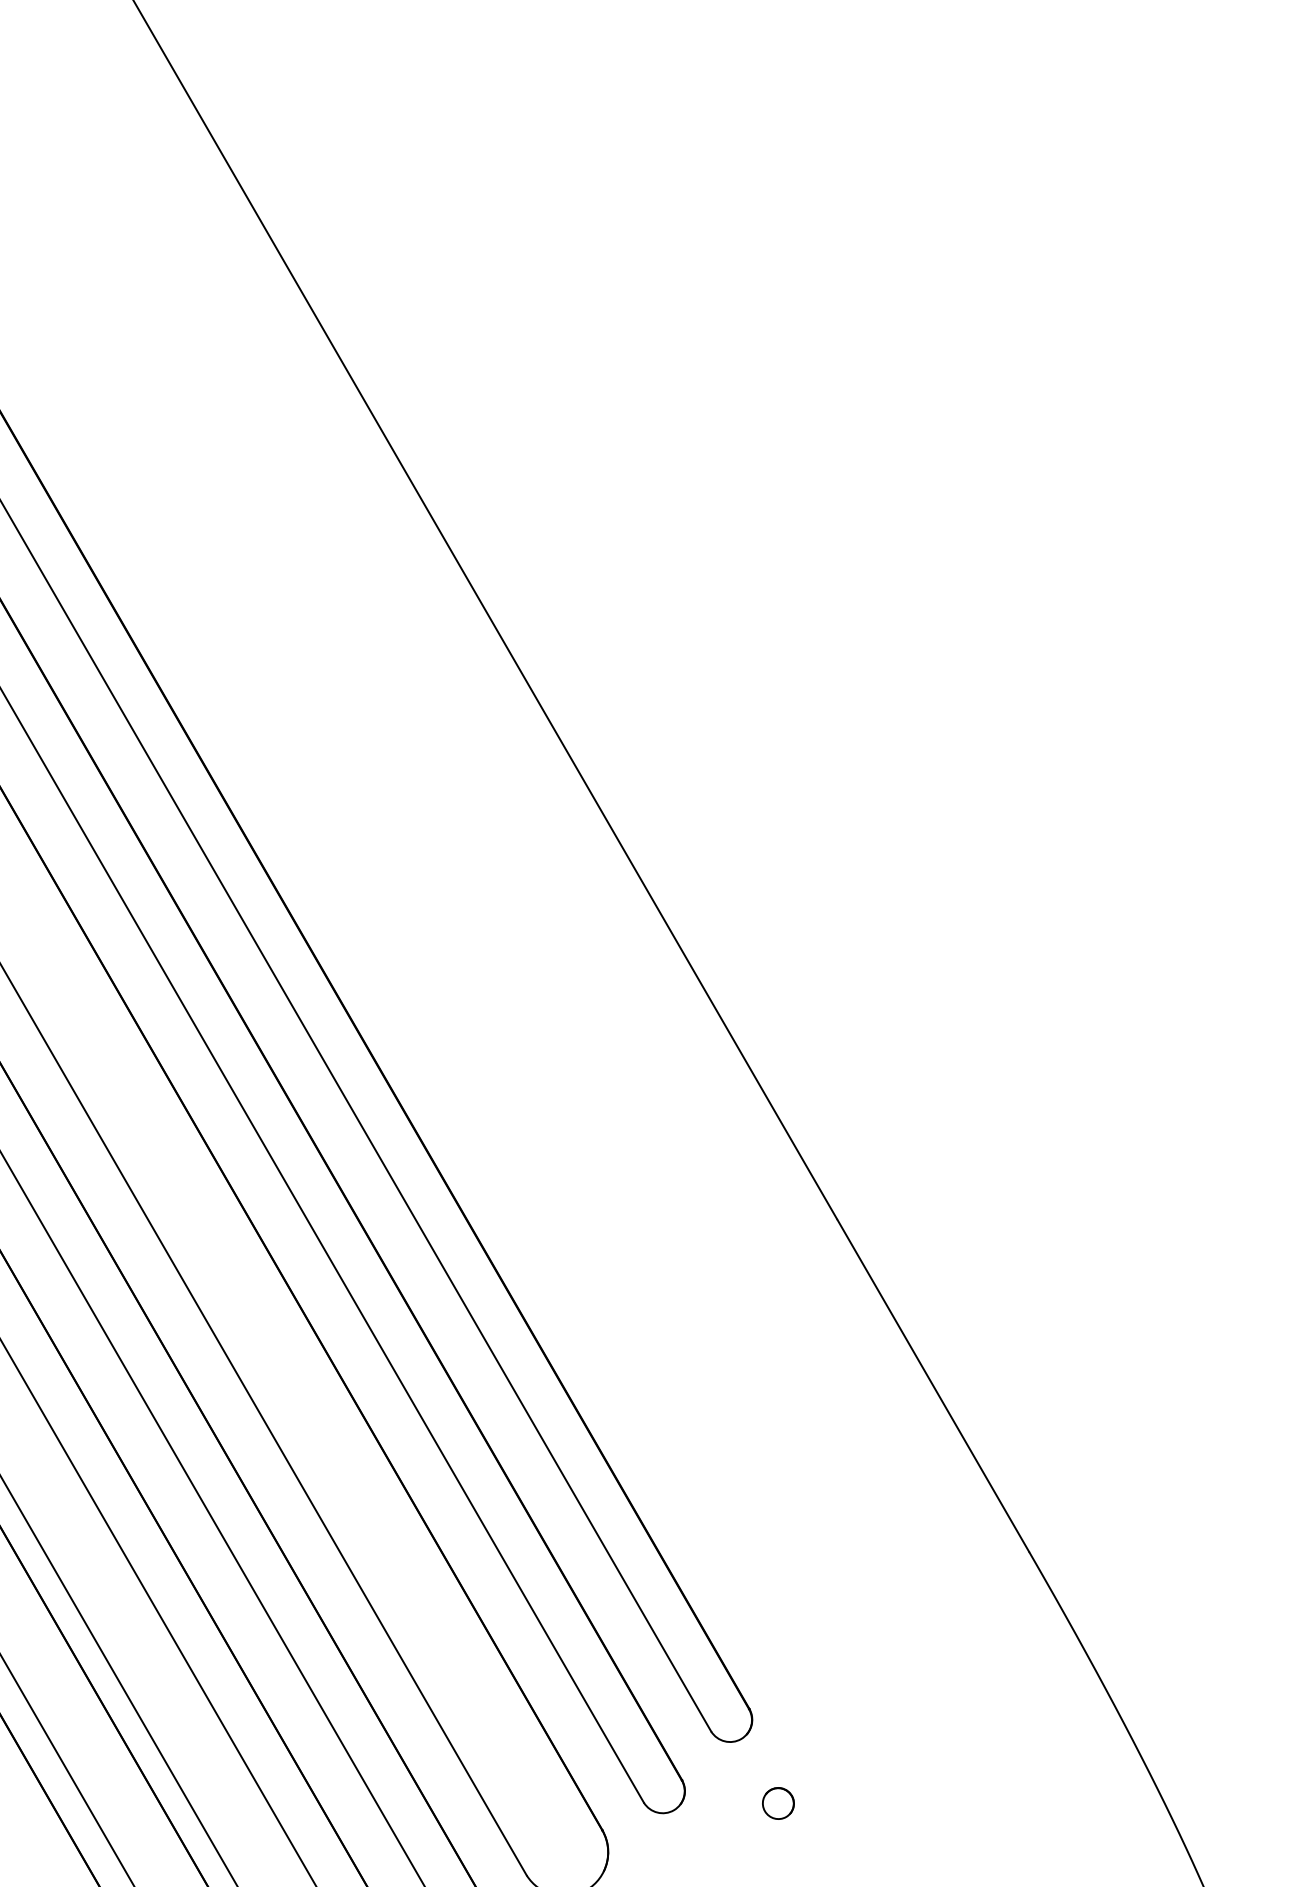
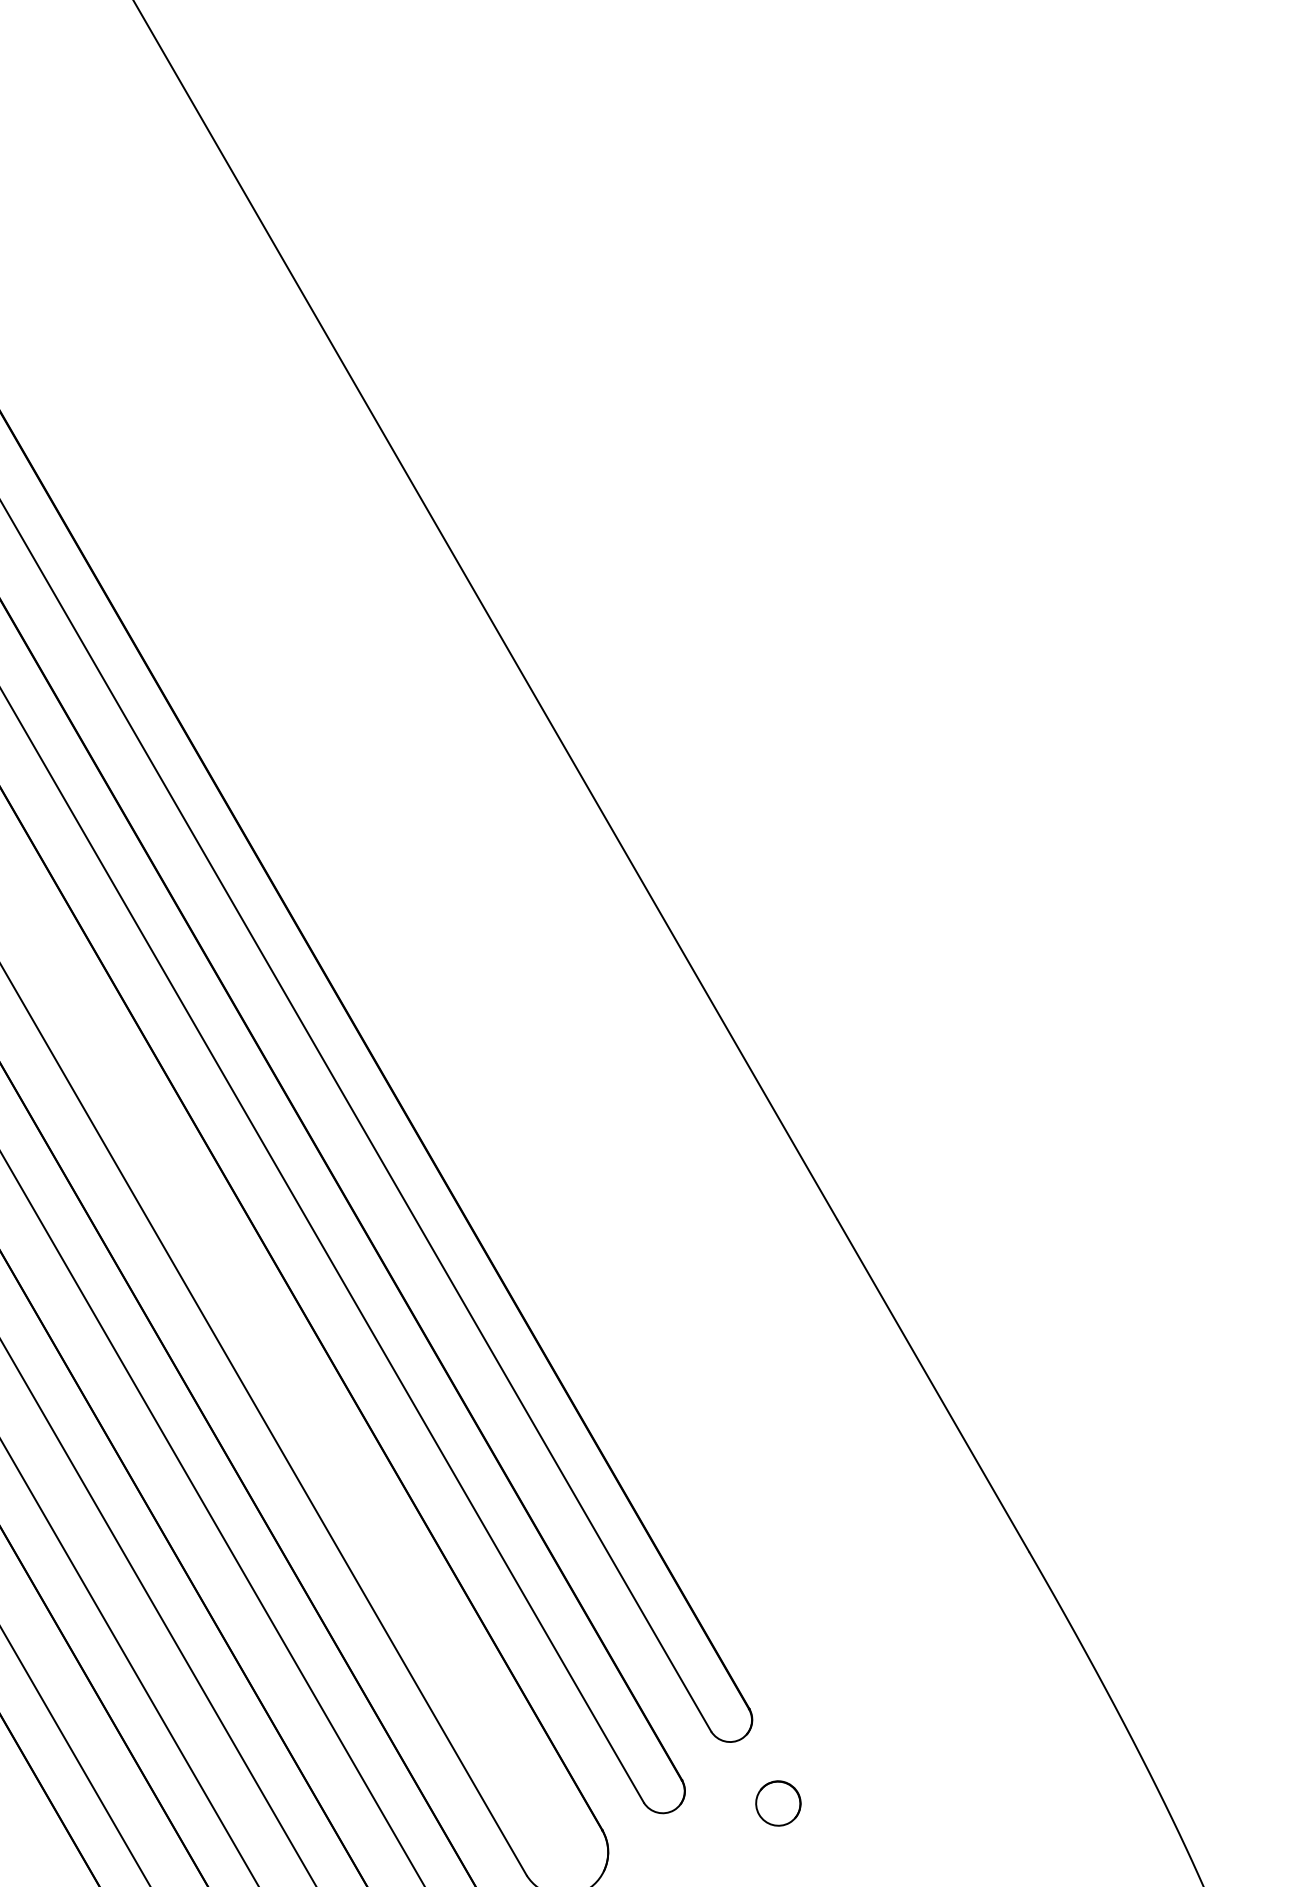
line position: (118, 1680) -> (129, 1662) (129, 1662)
line position: (67, 1770) -> (75, 1756) (75, 1756)
part size: 33x33 px -> 47x47 px (778, 1803)
